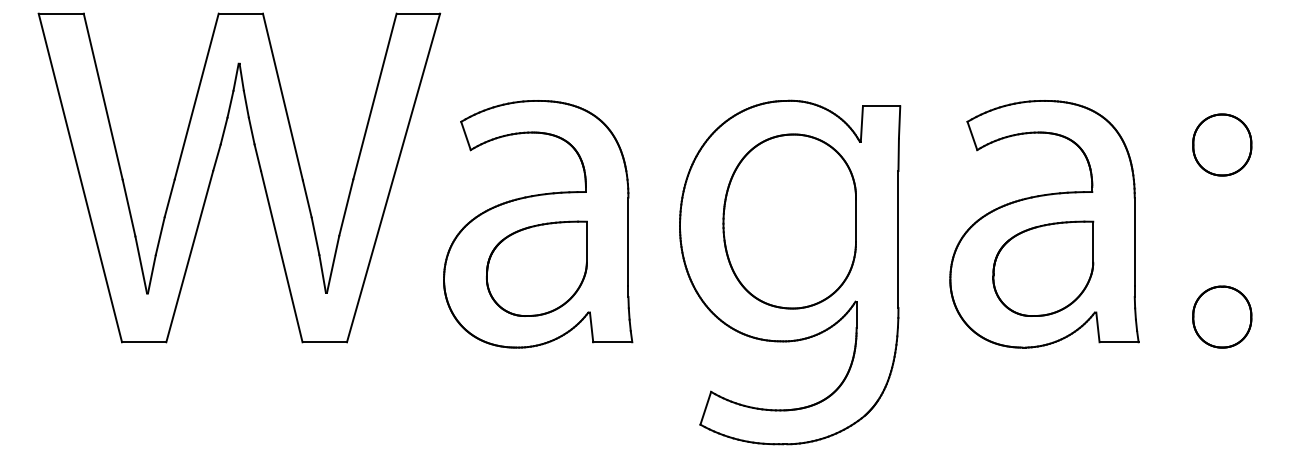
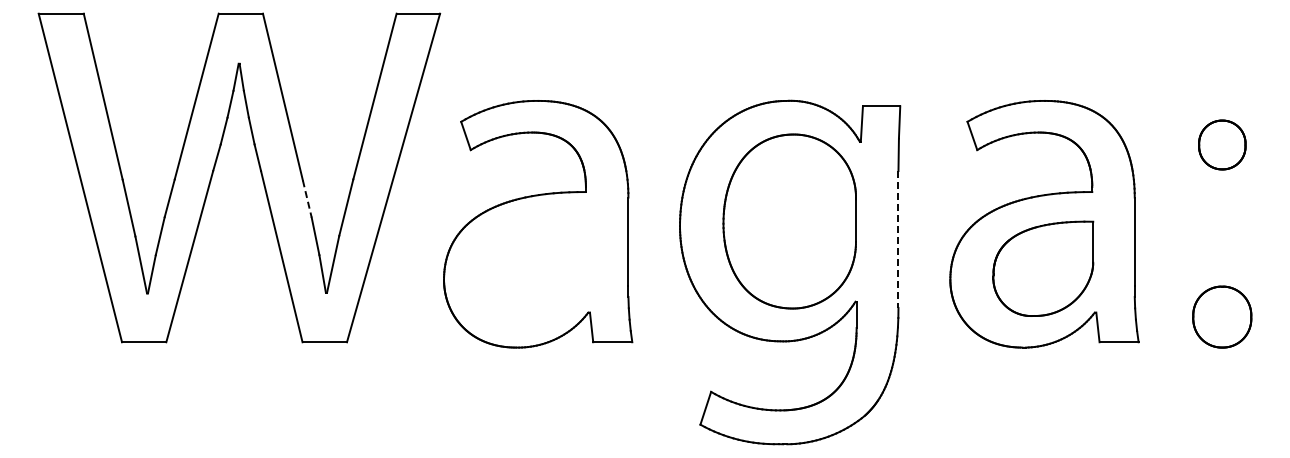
part size: 61x64 px -> 49x52 px (1222, 144)
line: solid -> dashed (307, 199)
line: solid -> dashed (898, 239)
part: present -> none (536, 268)
